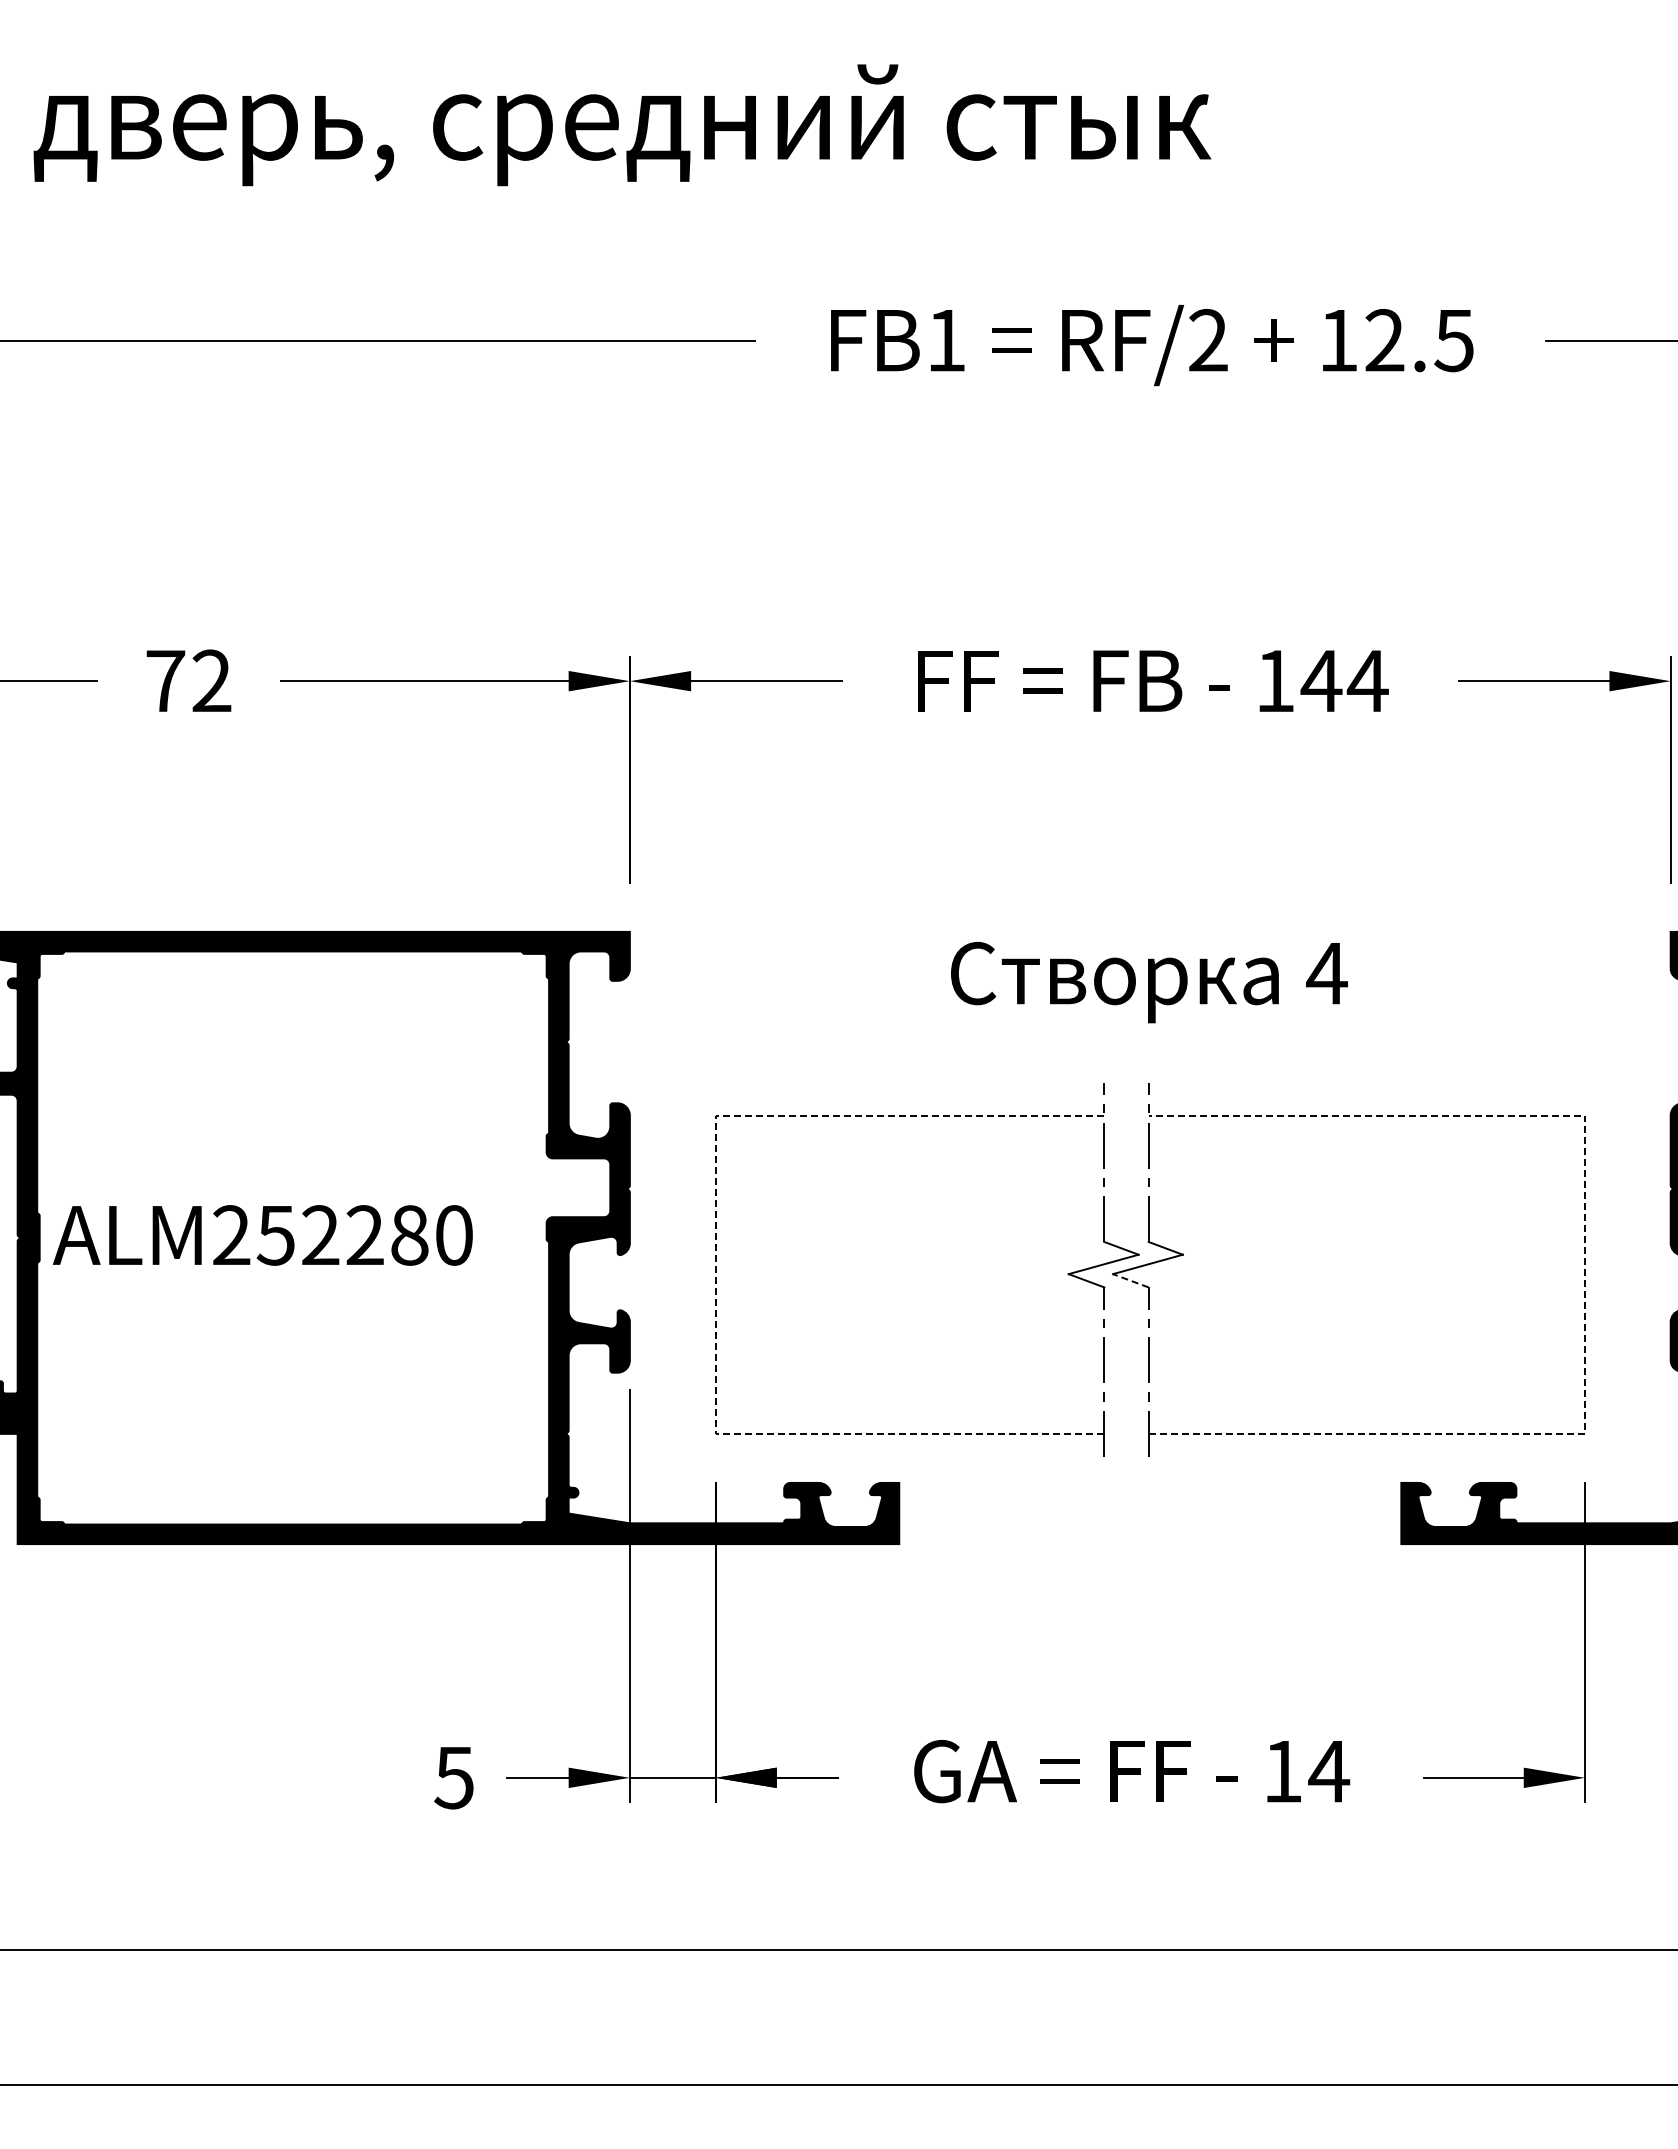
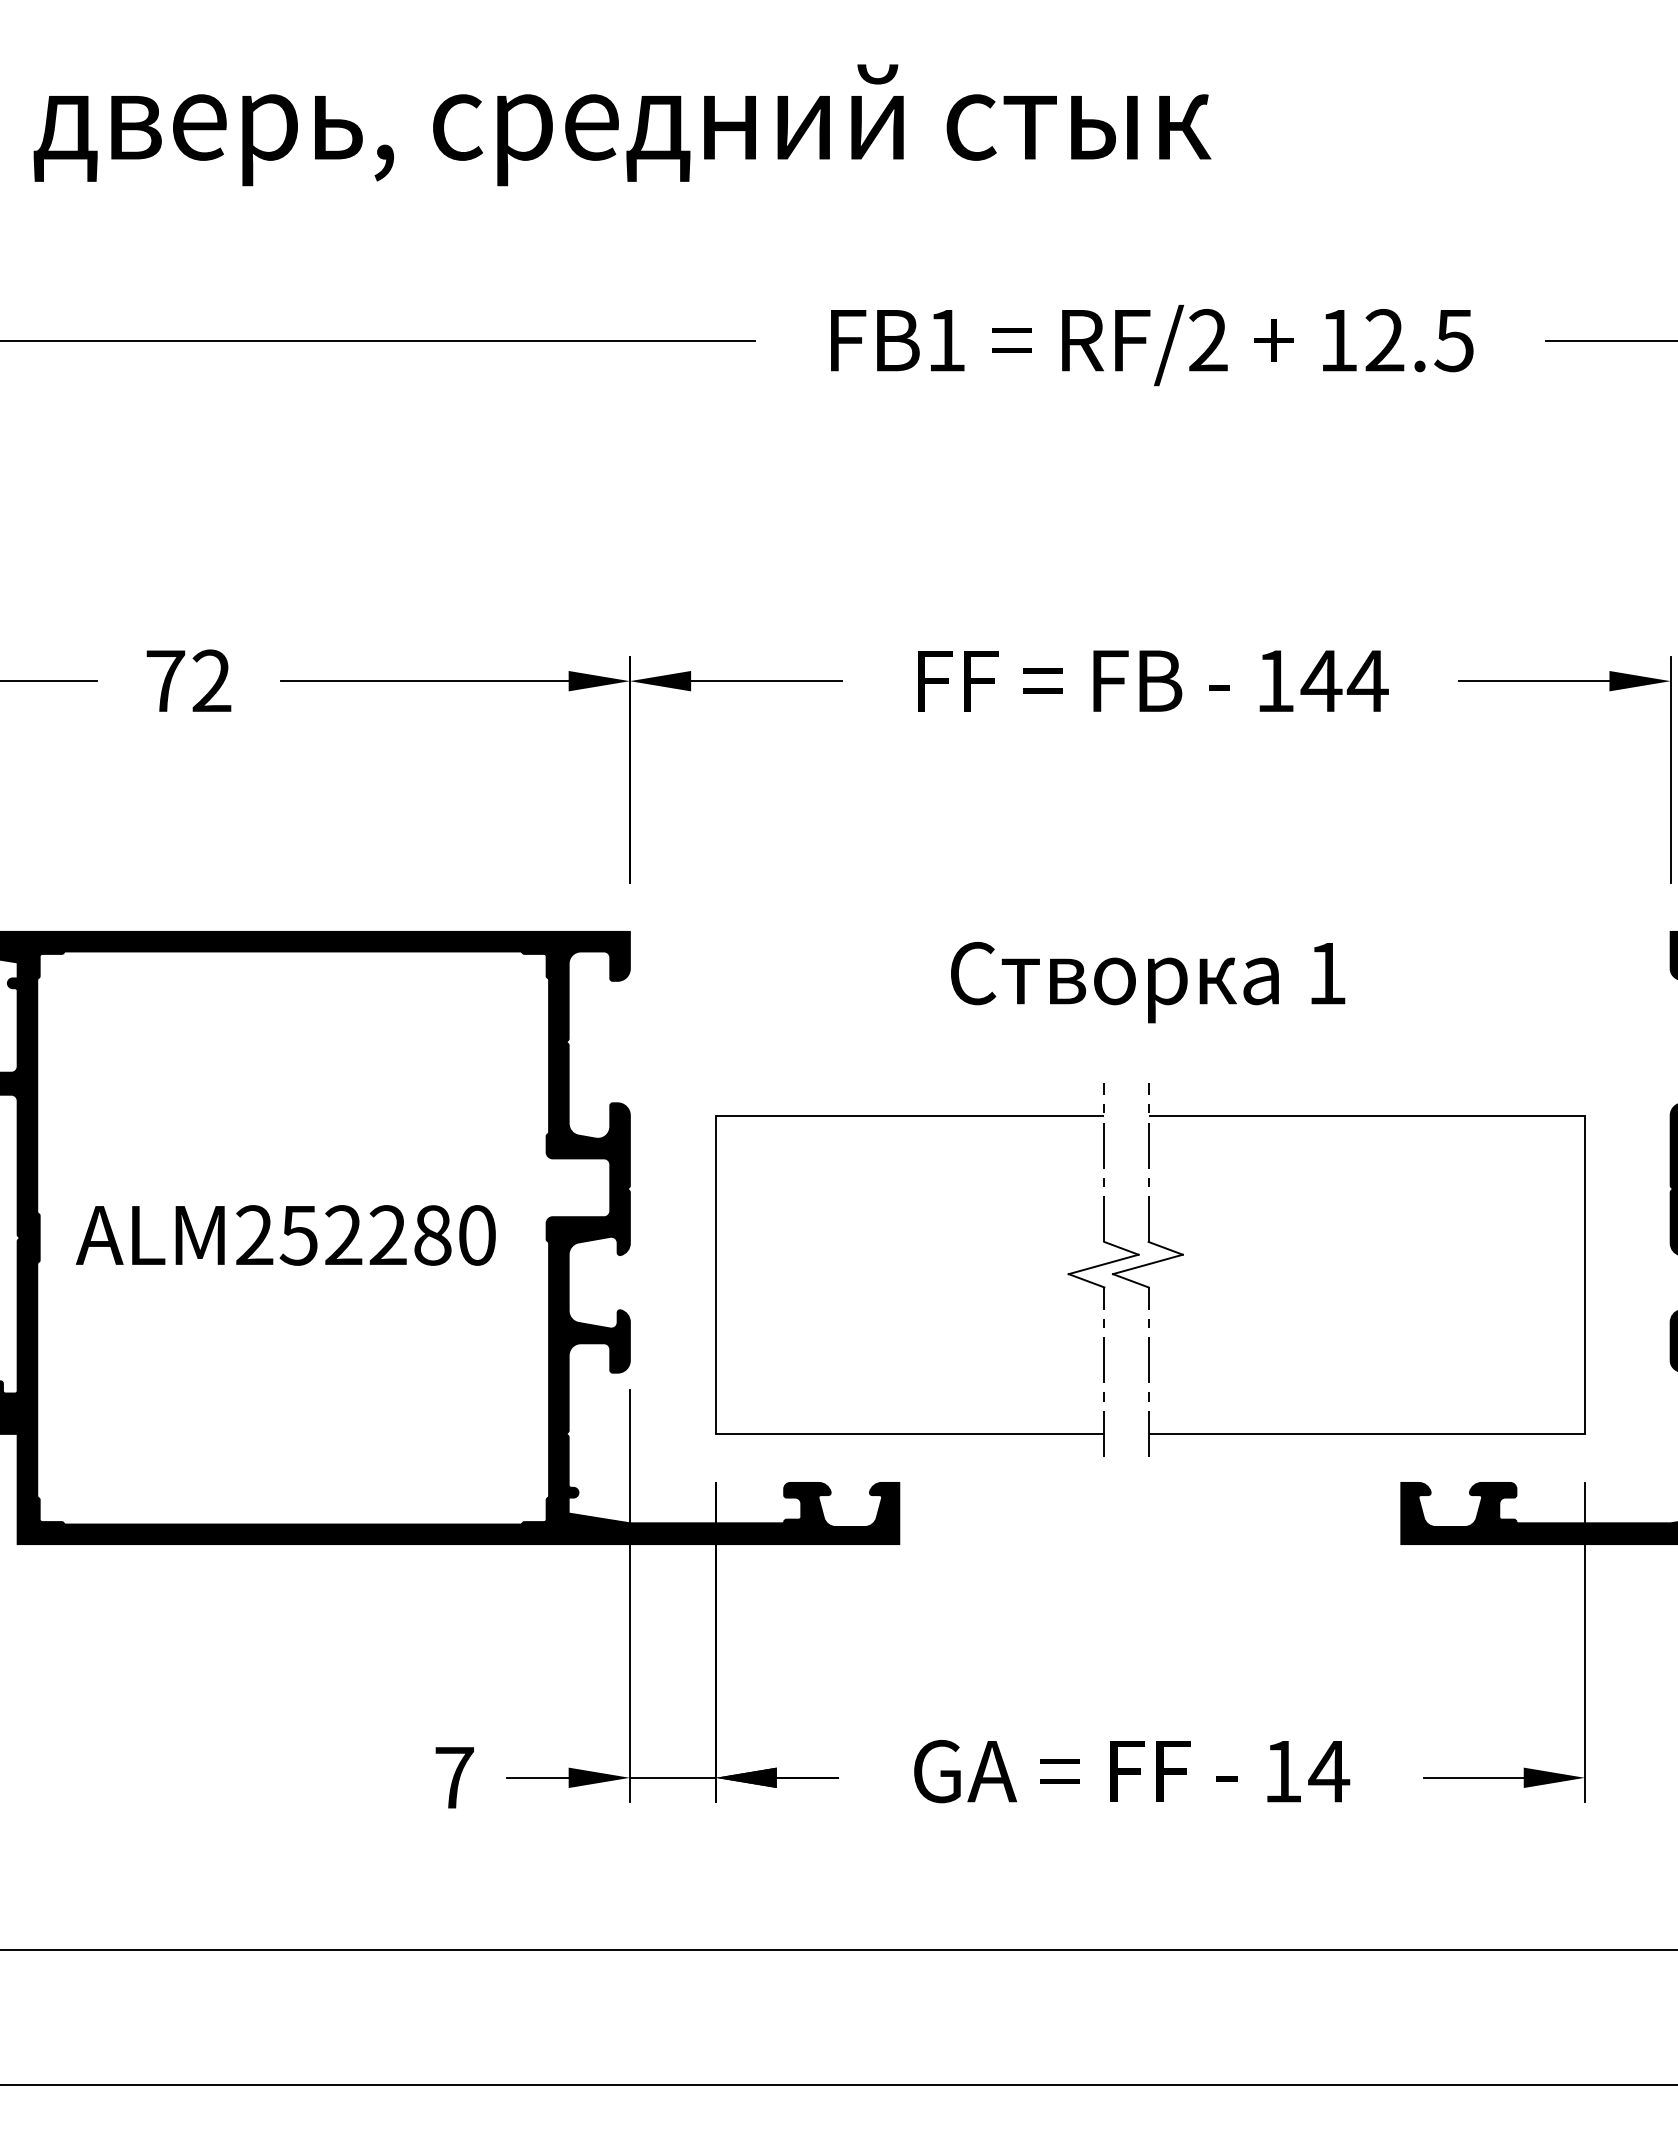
text: 4 -> 1 (1326, 973)
text position: (262, 1235) -> (285, 1235) (285, 1235)
line: dashed -> solid (715, 1274)
line: dashed -> solid (1584, 1274)
line: dashed -> solid (1130, 1280)
text: 5 -> 7 (453, 1778)
